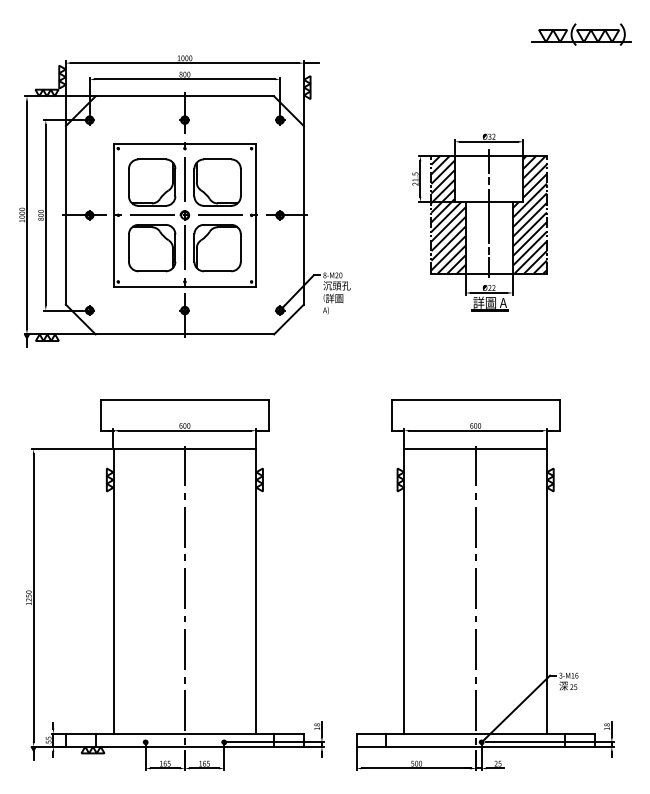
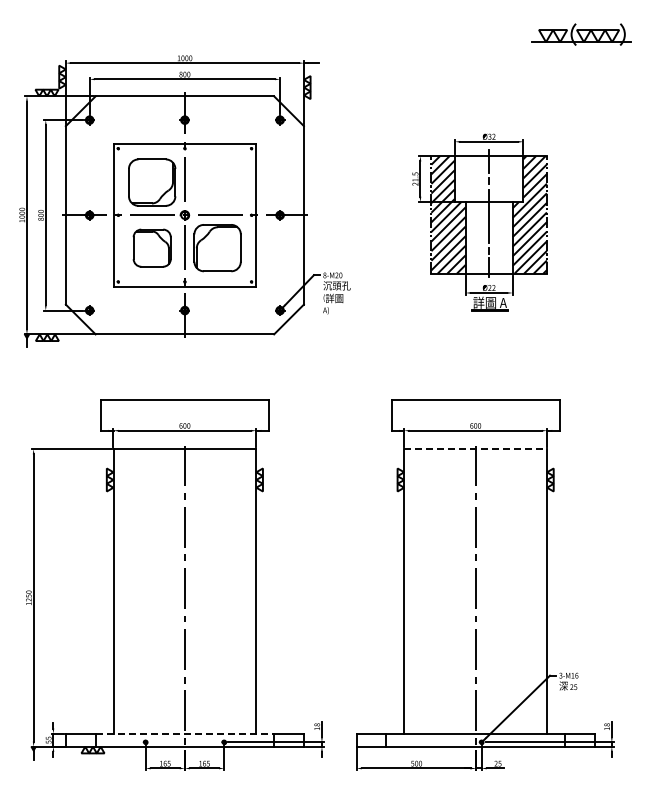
part: present -> none (217, 182)
part size: 49x49 px -> 40x40 px (151, 247)
line: solid -> dashed (476, 449)
line: solid -> dashed (185, 733)
